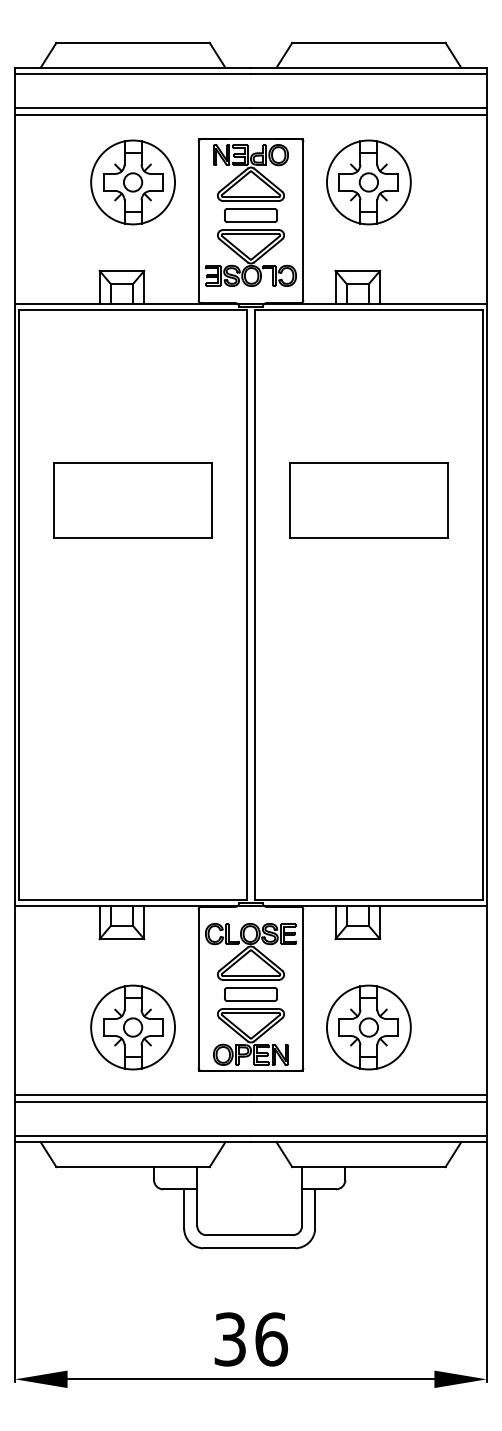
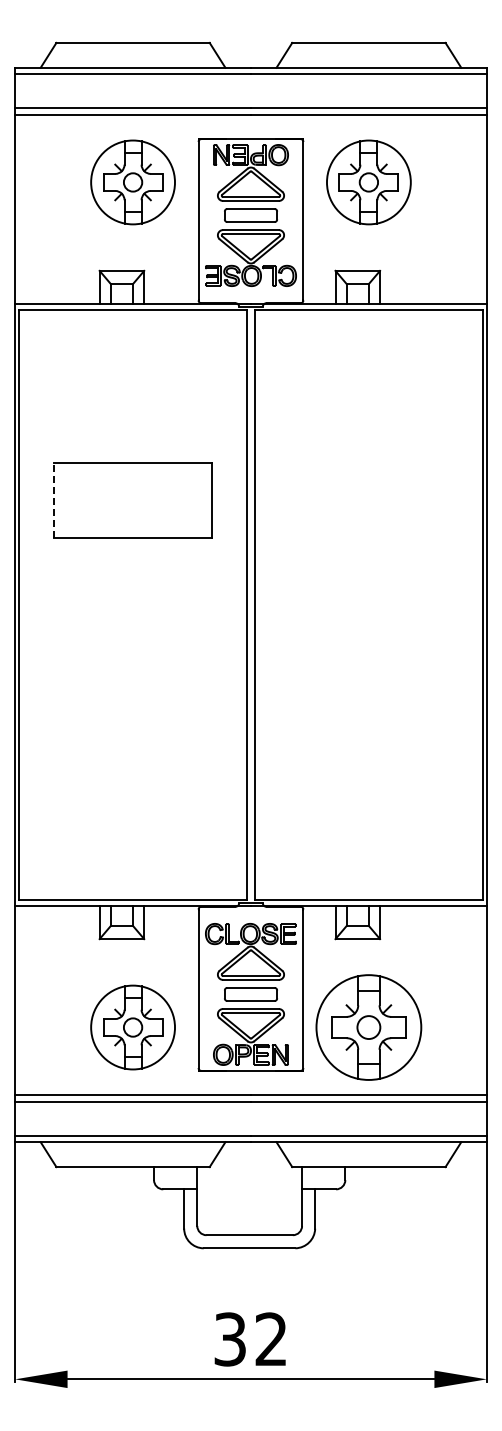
line: solid -> dashed (54, 500)
part: present -> none (368, 500)
part size: 86x87 px -> 108x107 px (368, 1027)
text: 36 -> 32 (271, 1339)
